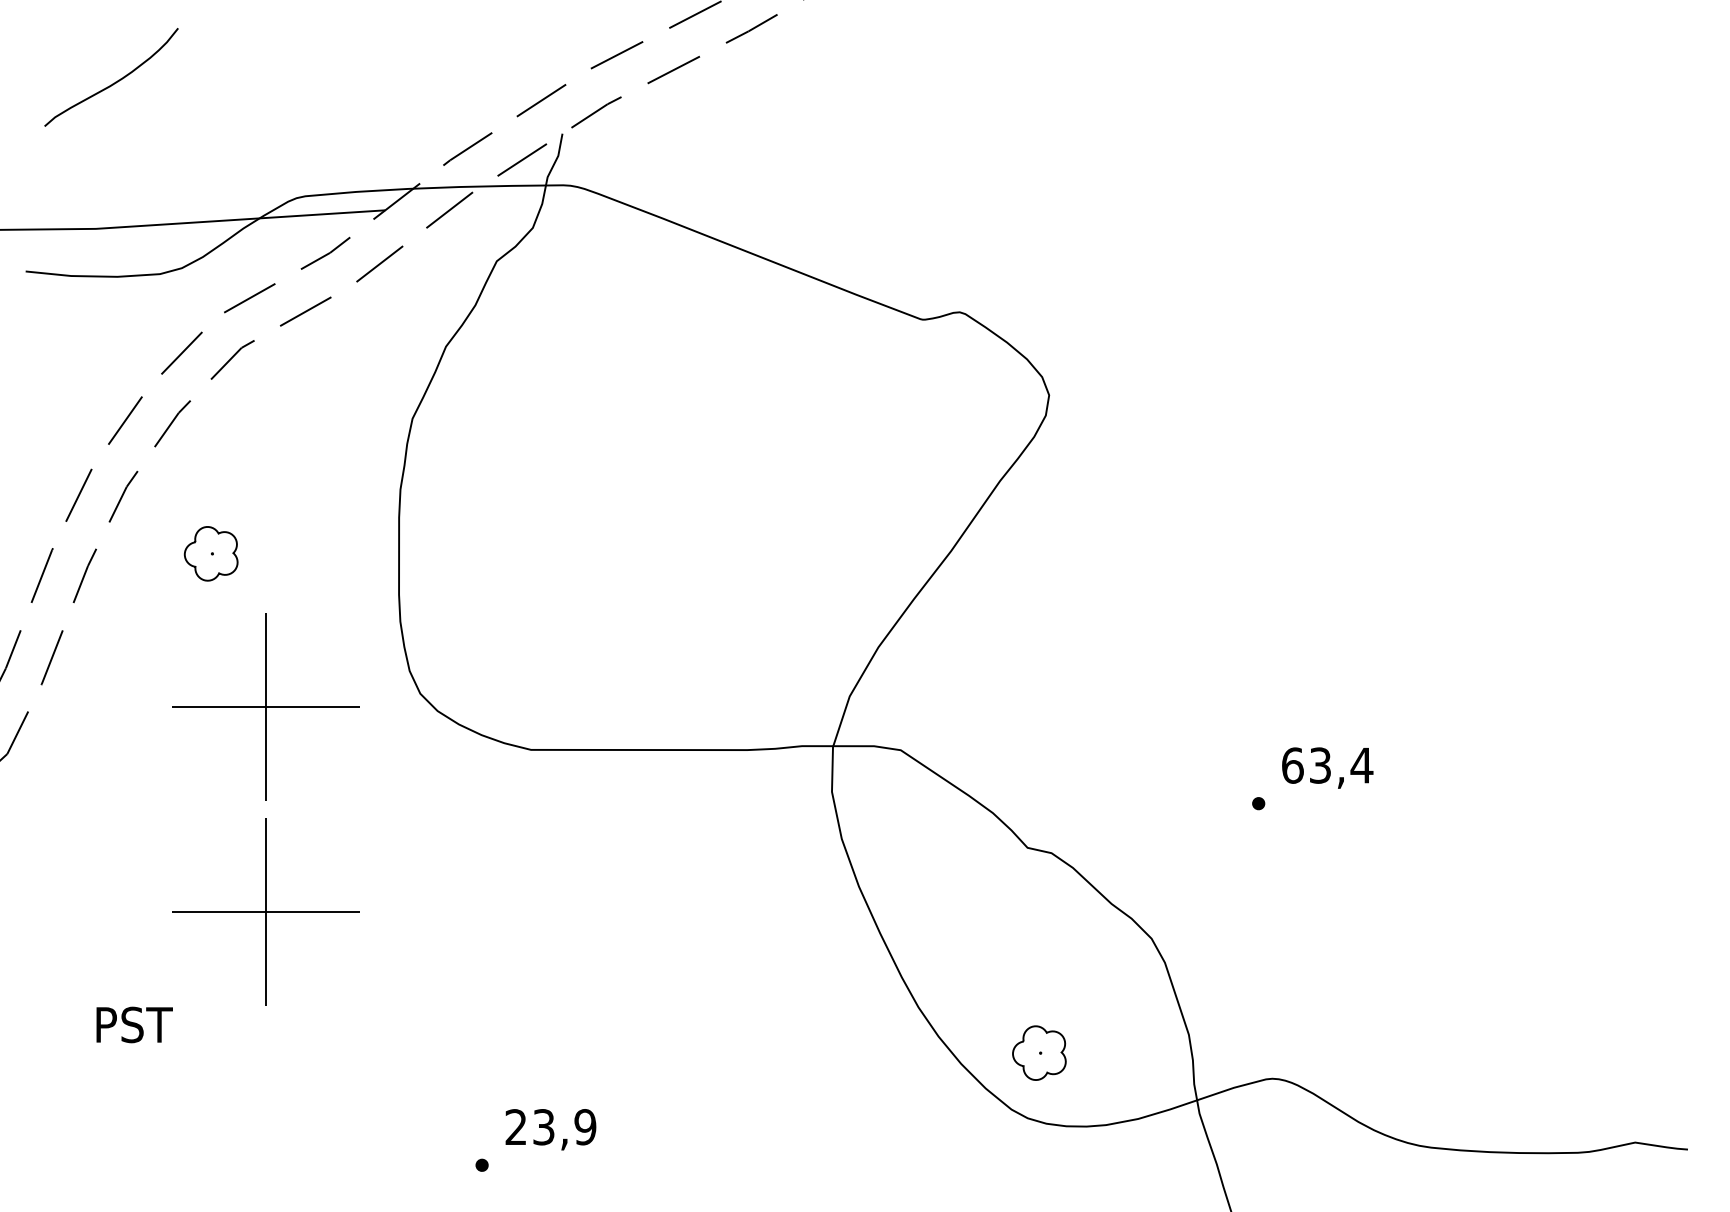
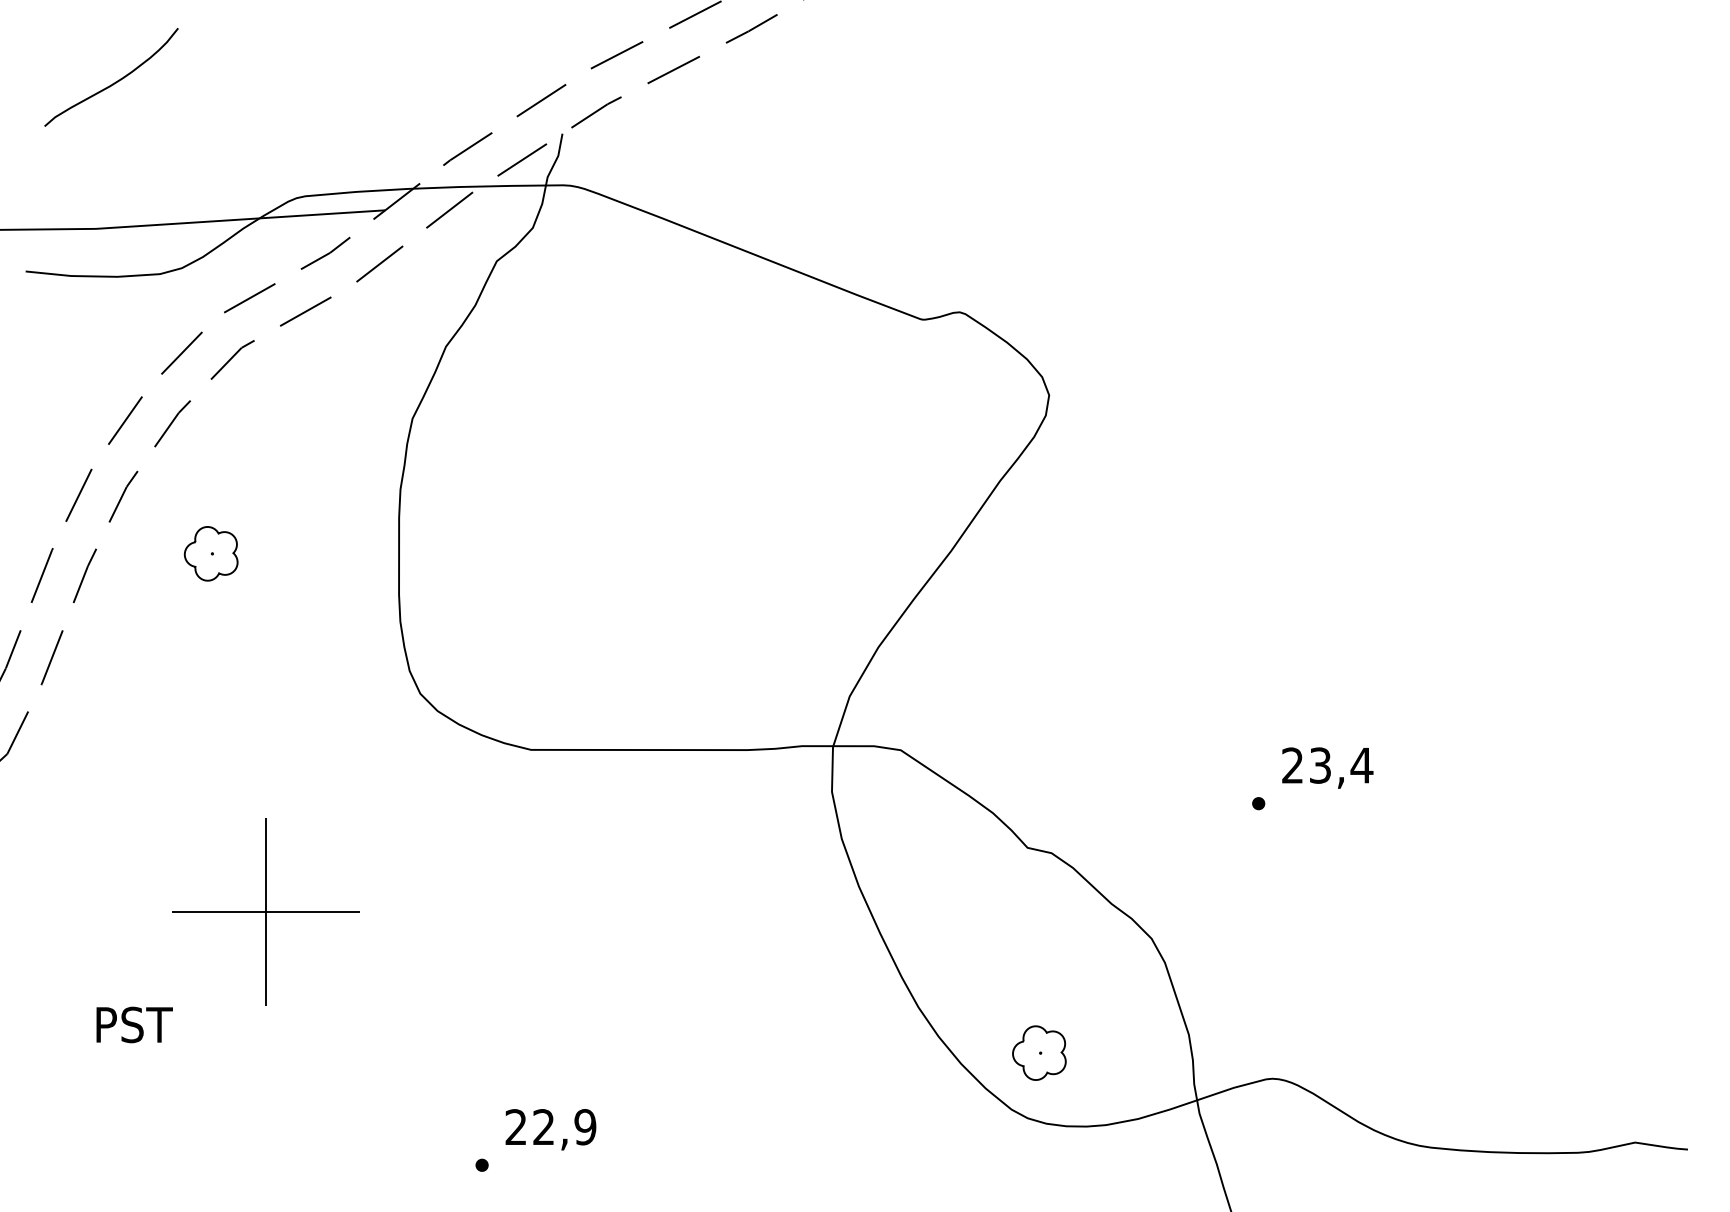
part: present -> none (265, 706)
text: 63,4 -> 23,4 (1292, 765)
text: 23,9 -> 22,9 (543, 1127)
